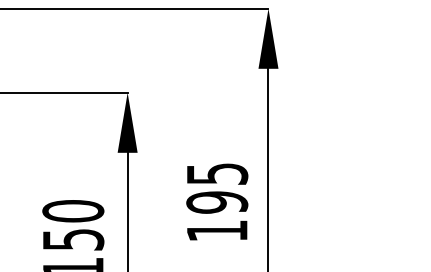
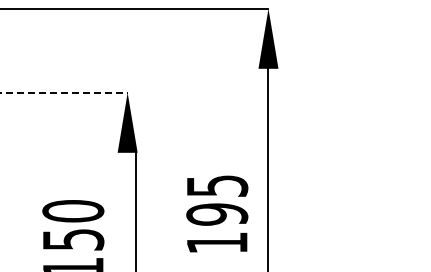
line: solid -> dashed (63, 92)
text position: (217, 201) -> (217, 213) (217, 213)
line position: (127, 210) -> (135, 210) (135, 210)
